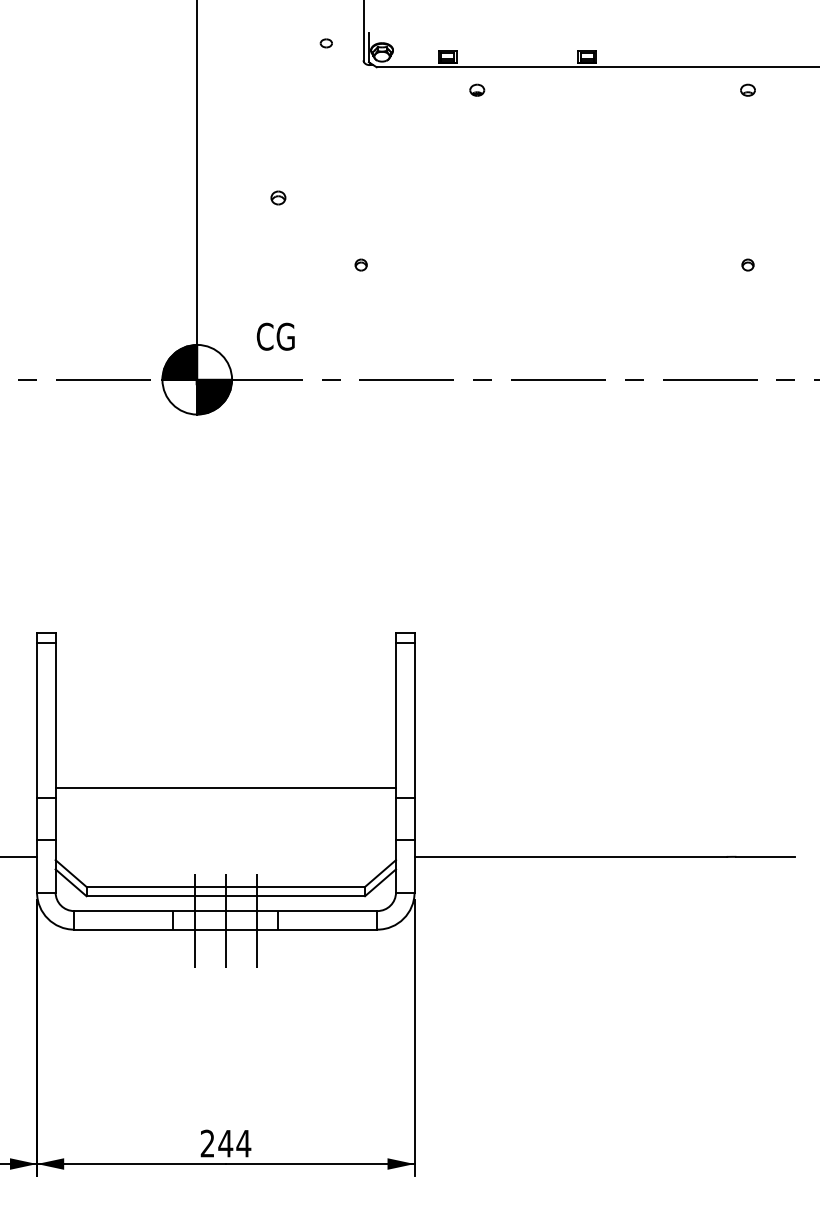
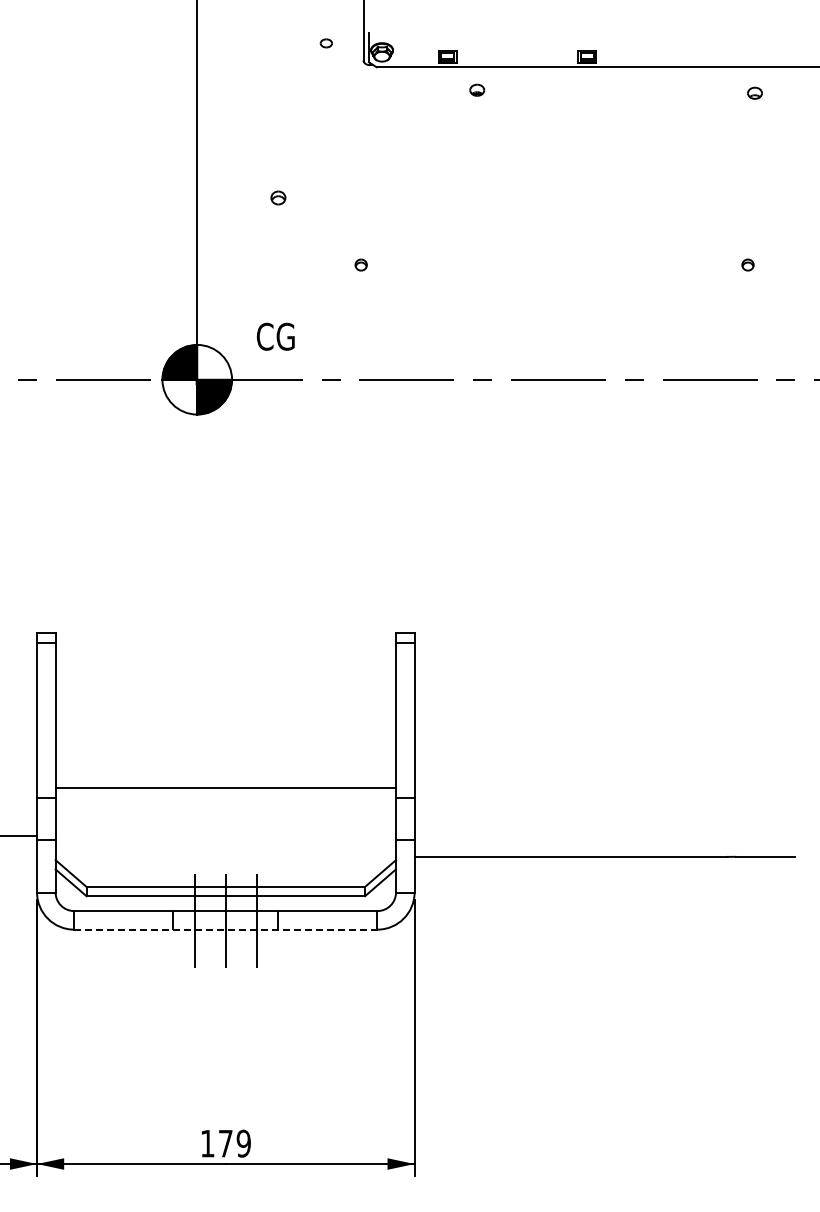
part position: (747, 89) -> (754, 92) (754, 92)
line position: (19, 856) -> (19, 835) (19, 835)
line: solid -> dashed (225, 929)
text: 244 -> 179 (225, 1143)
